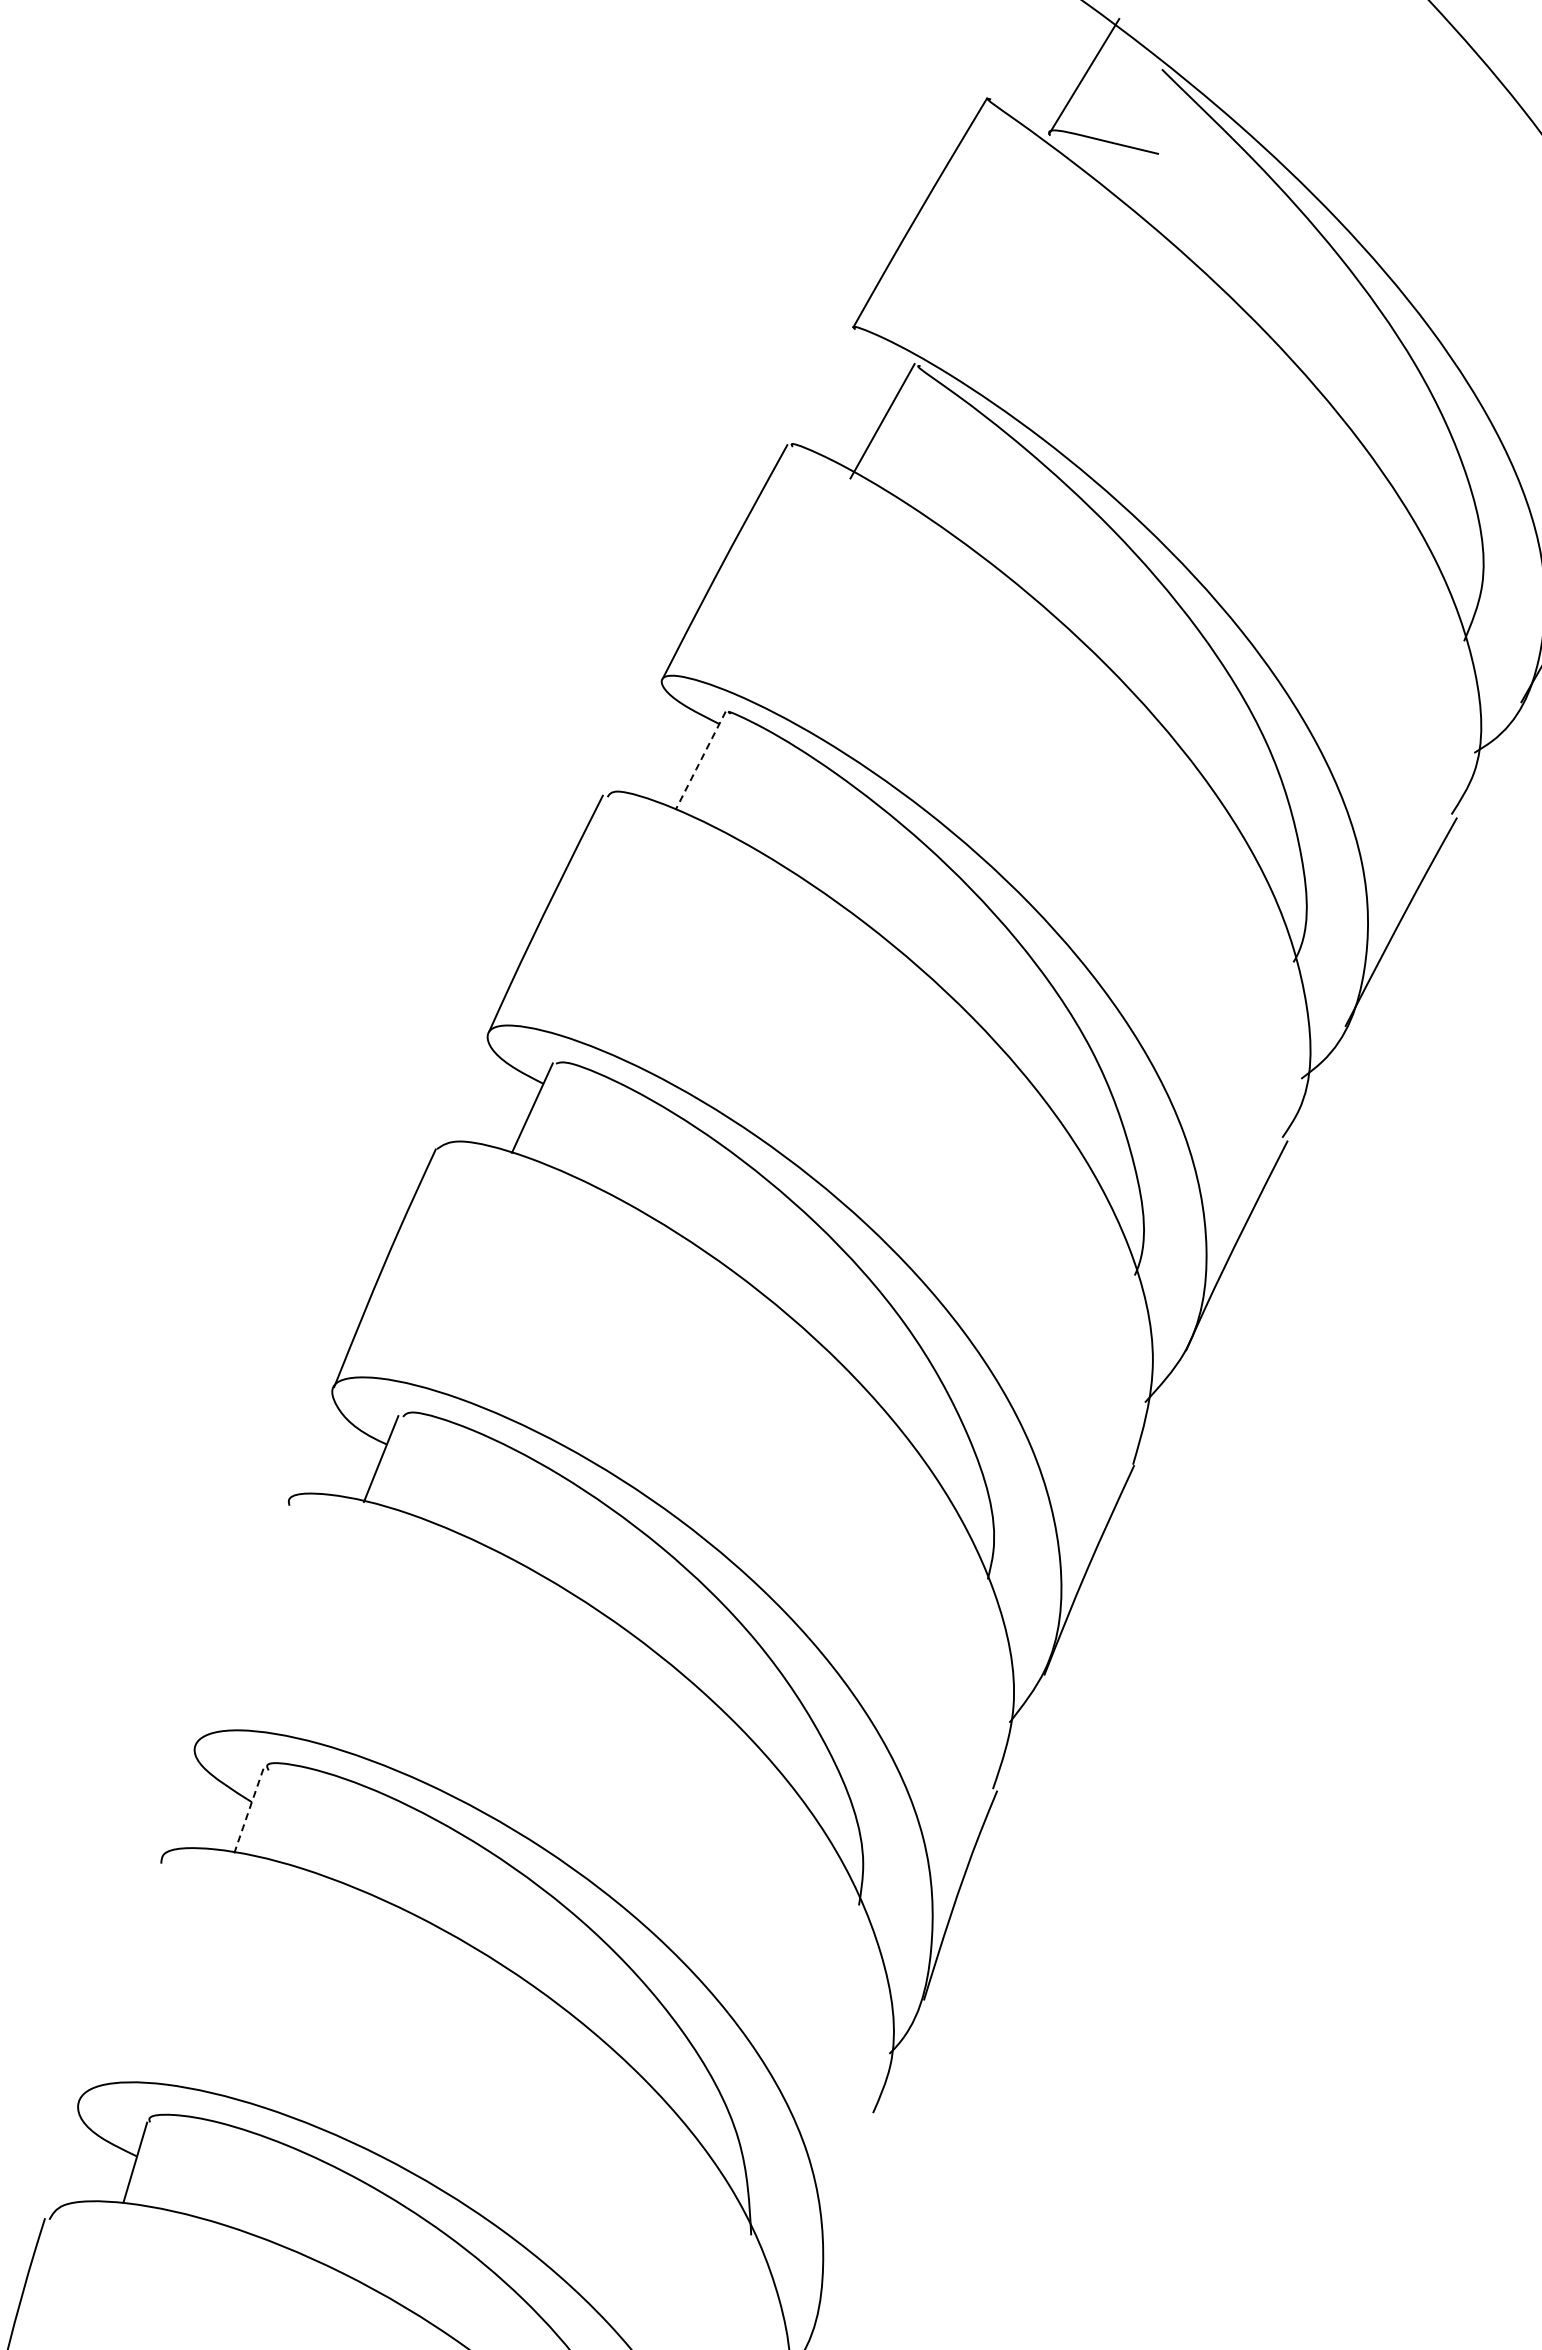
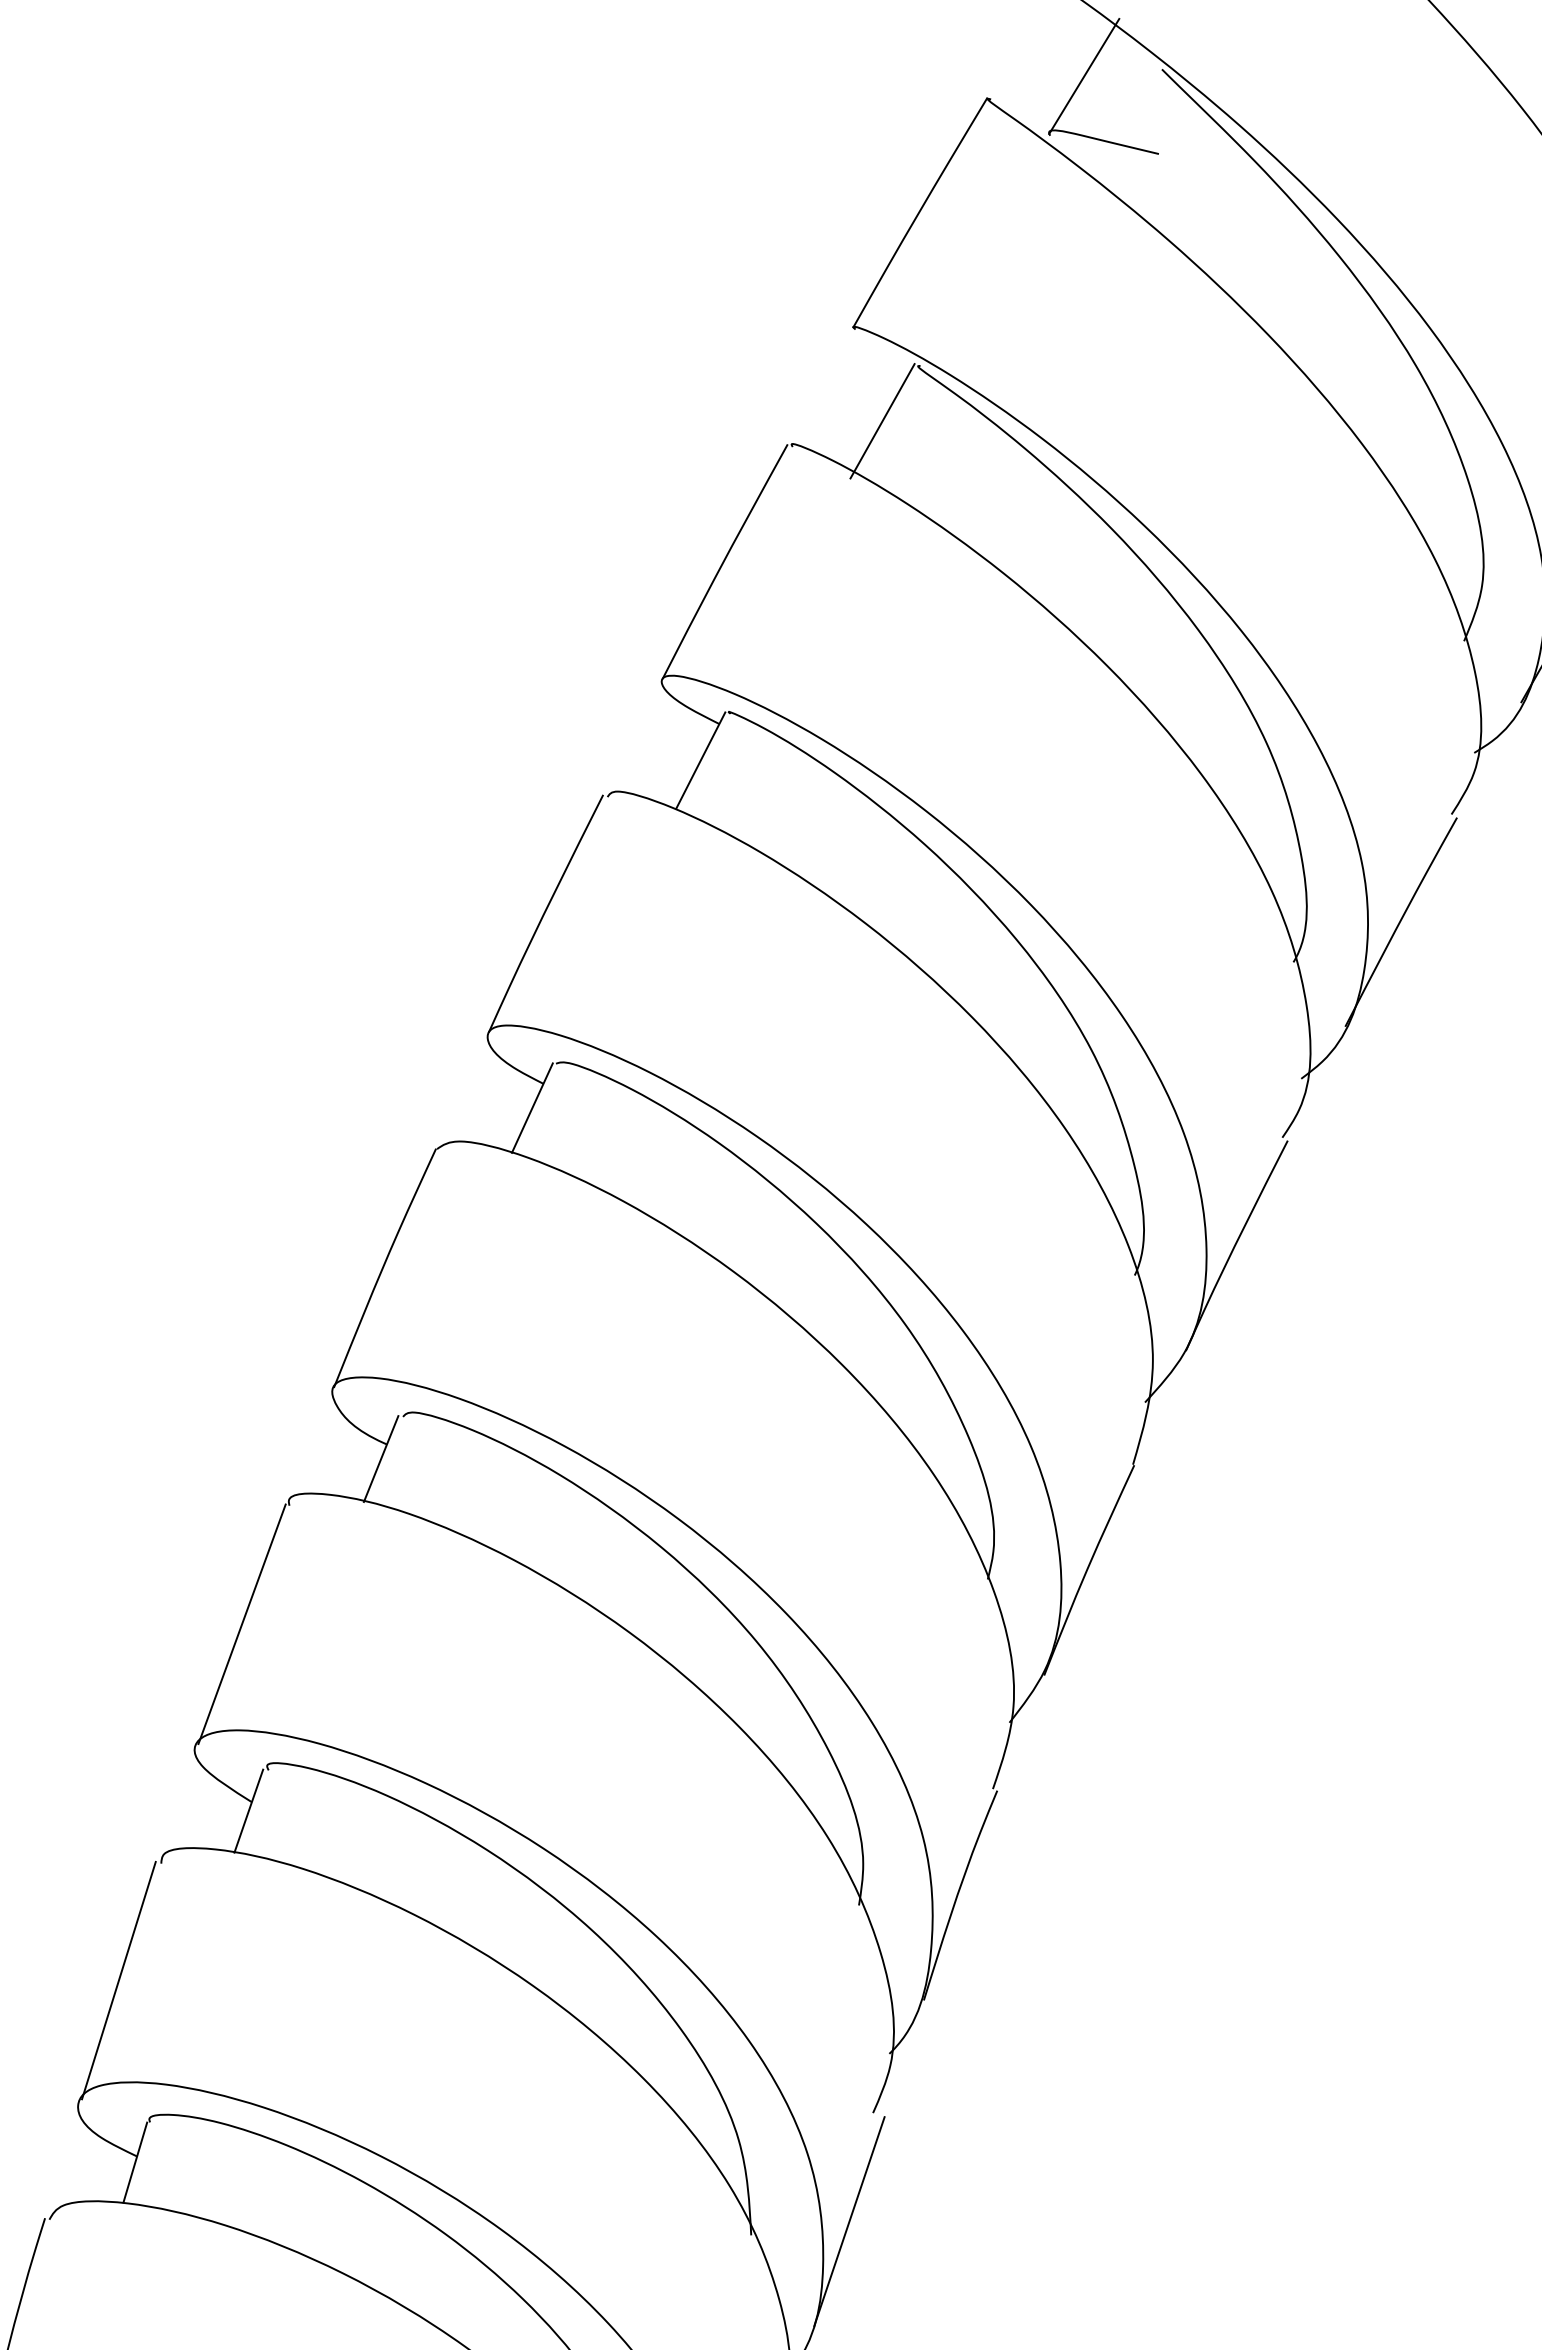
line: dashed -> solid (700, 761)
line: none -> present (241, 1624)
line: dashed -> solid (248, 1811)
line: none -> present (118, 1980)
line: none -> present (849, 2221)
